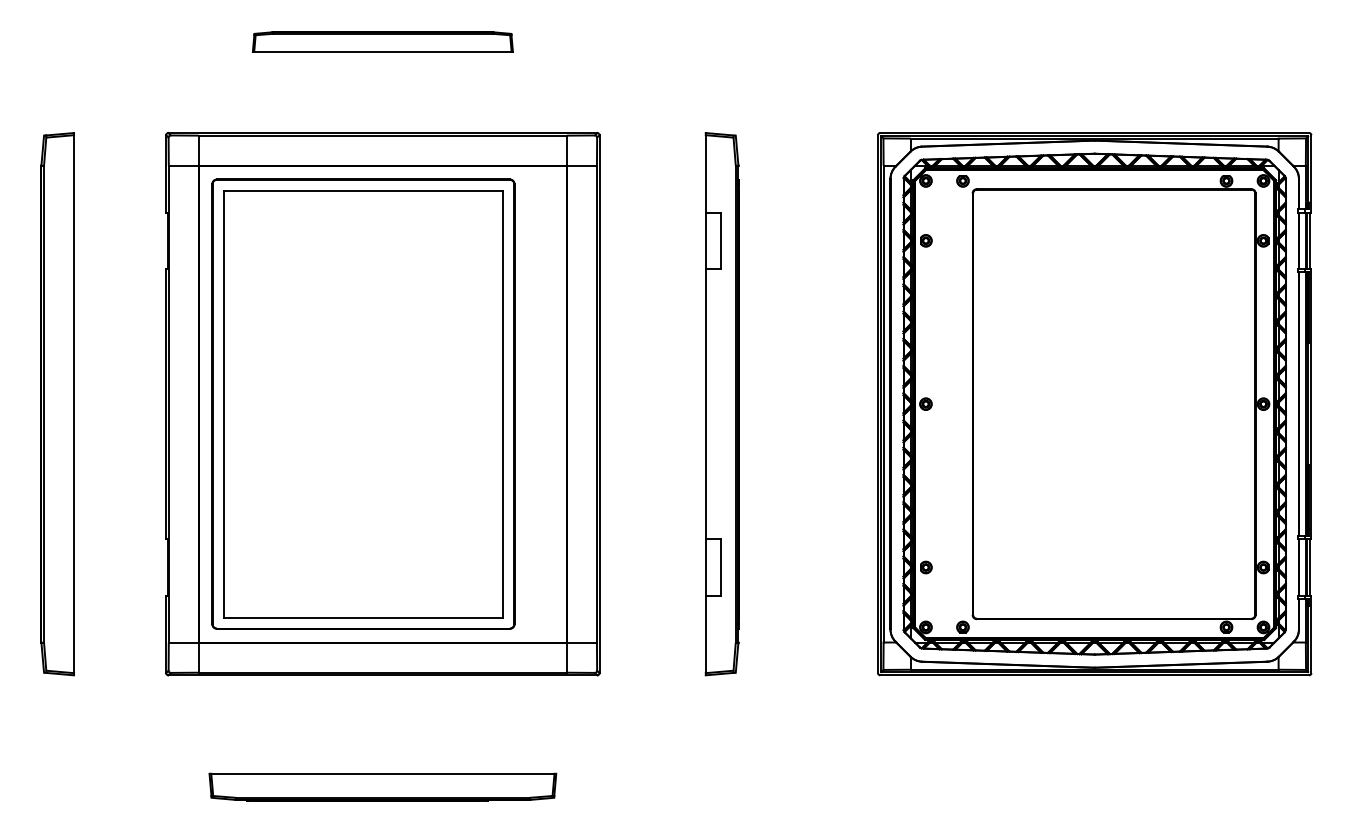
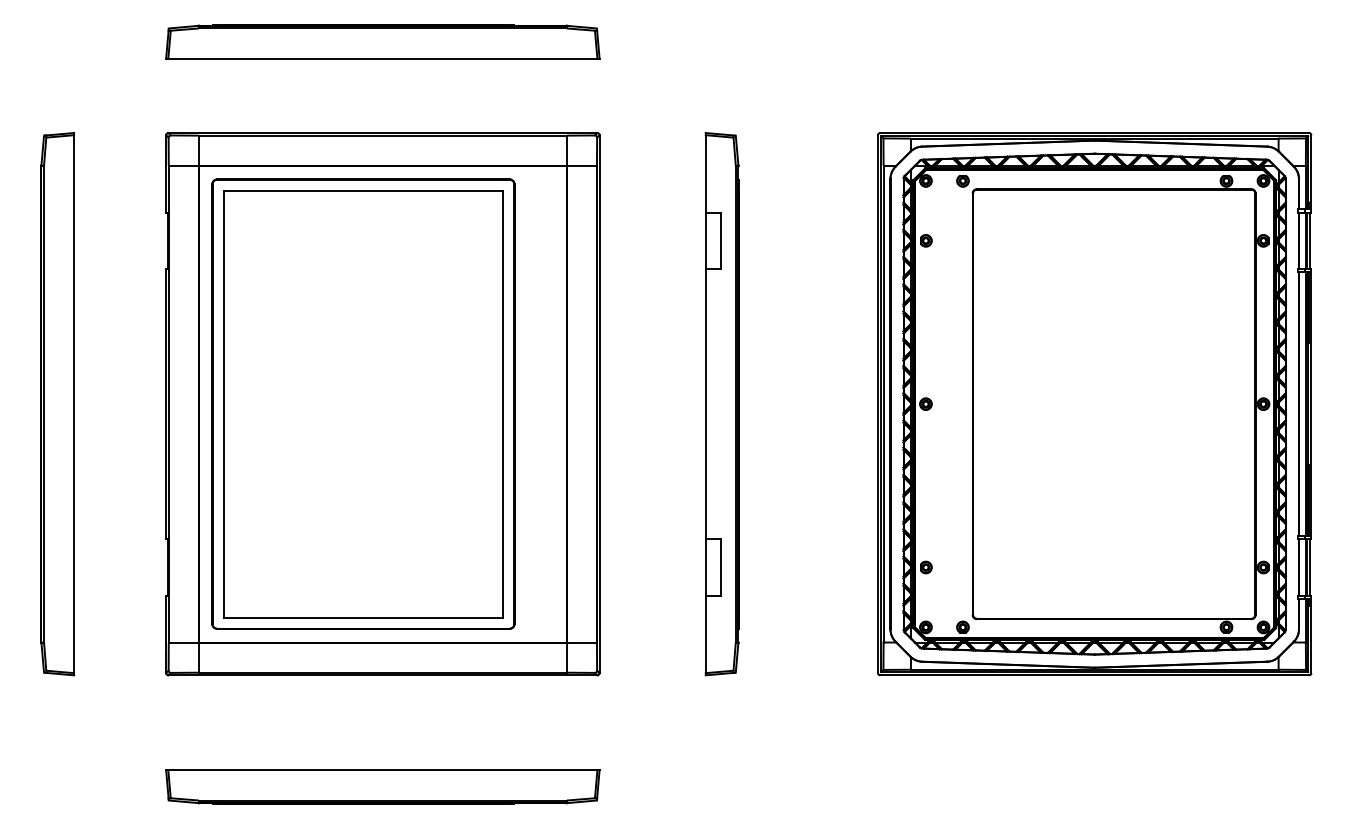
part size: 262x22 px -> 436x36 px (382, 41)
part size: 350x30 px -> 436x36 px (382, 786)
